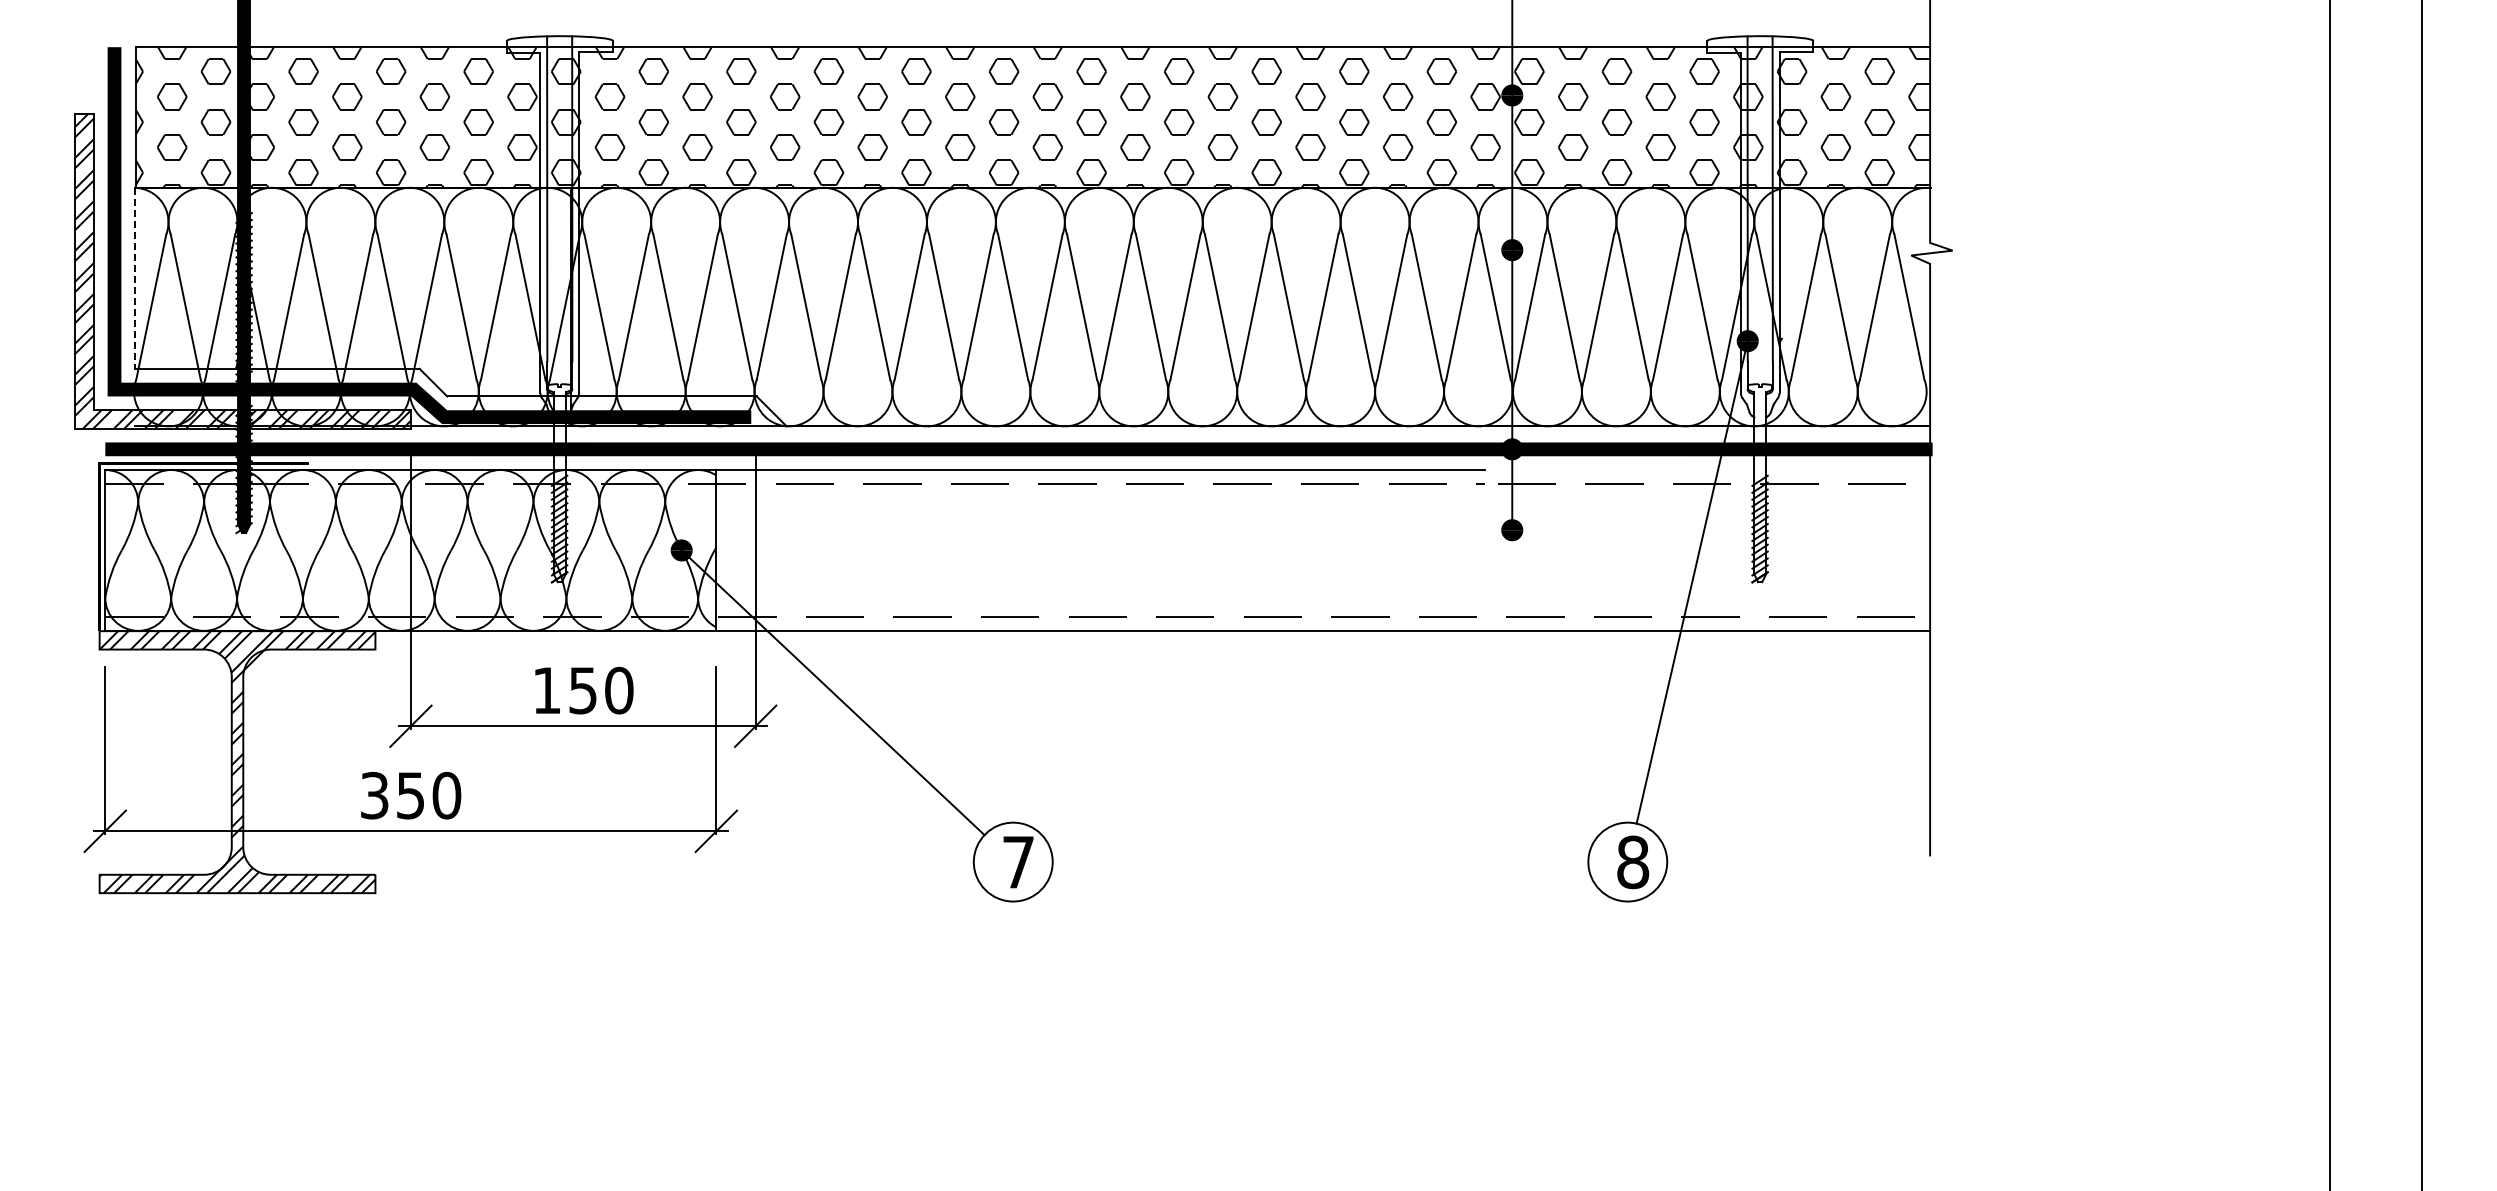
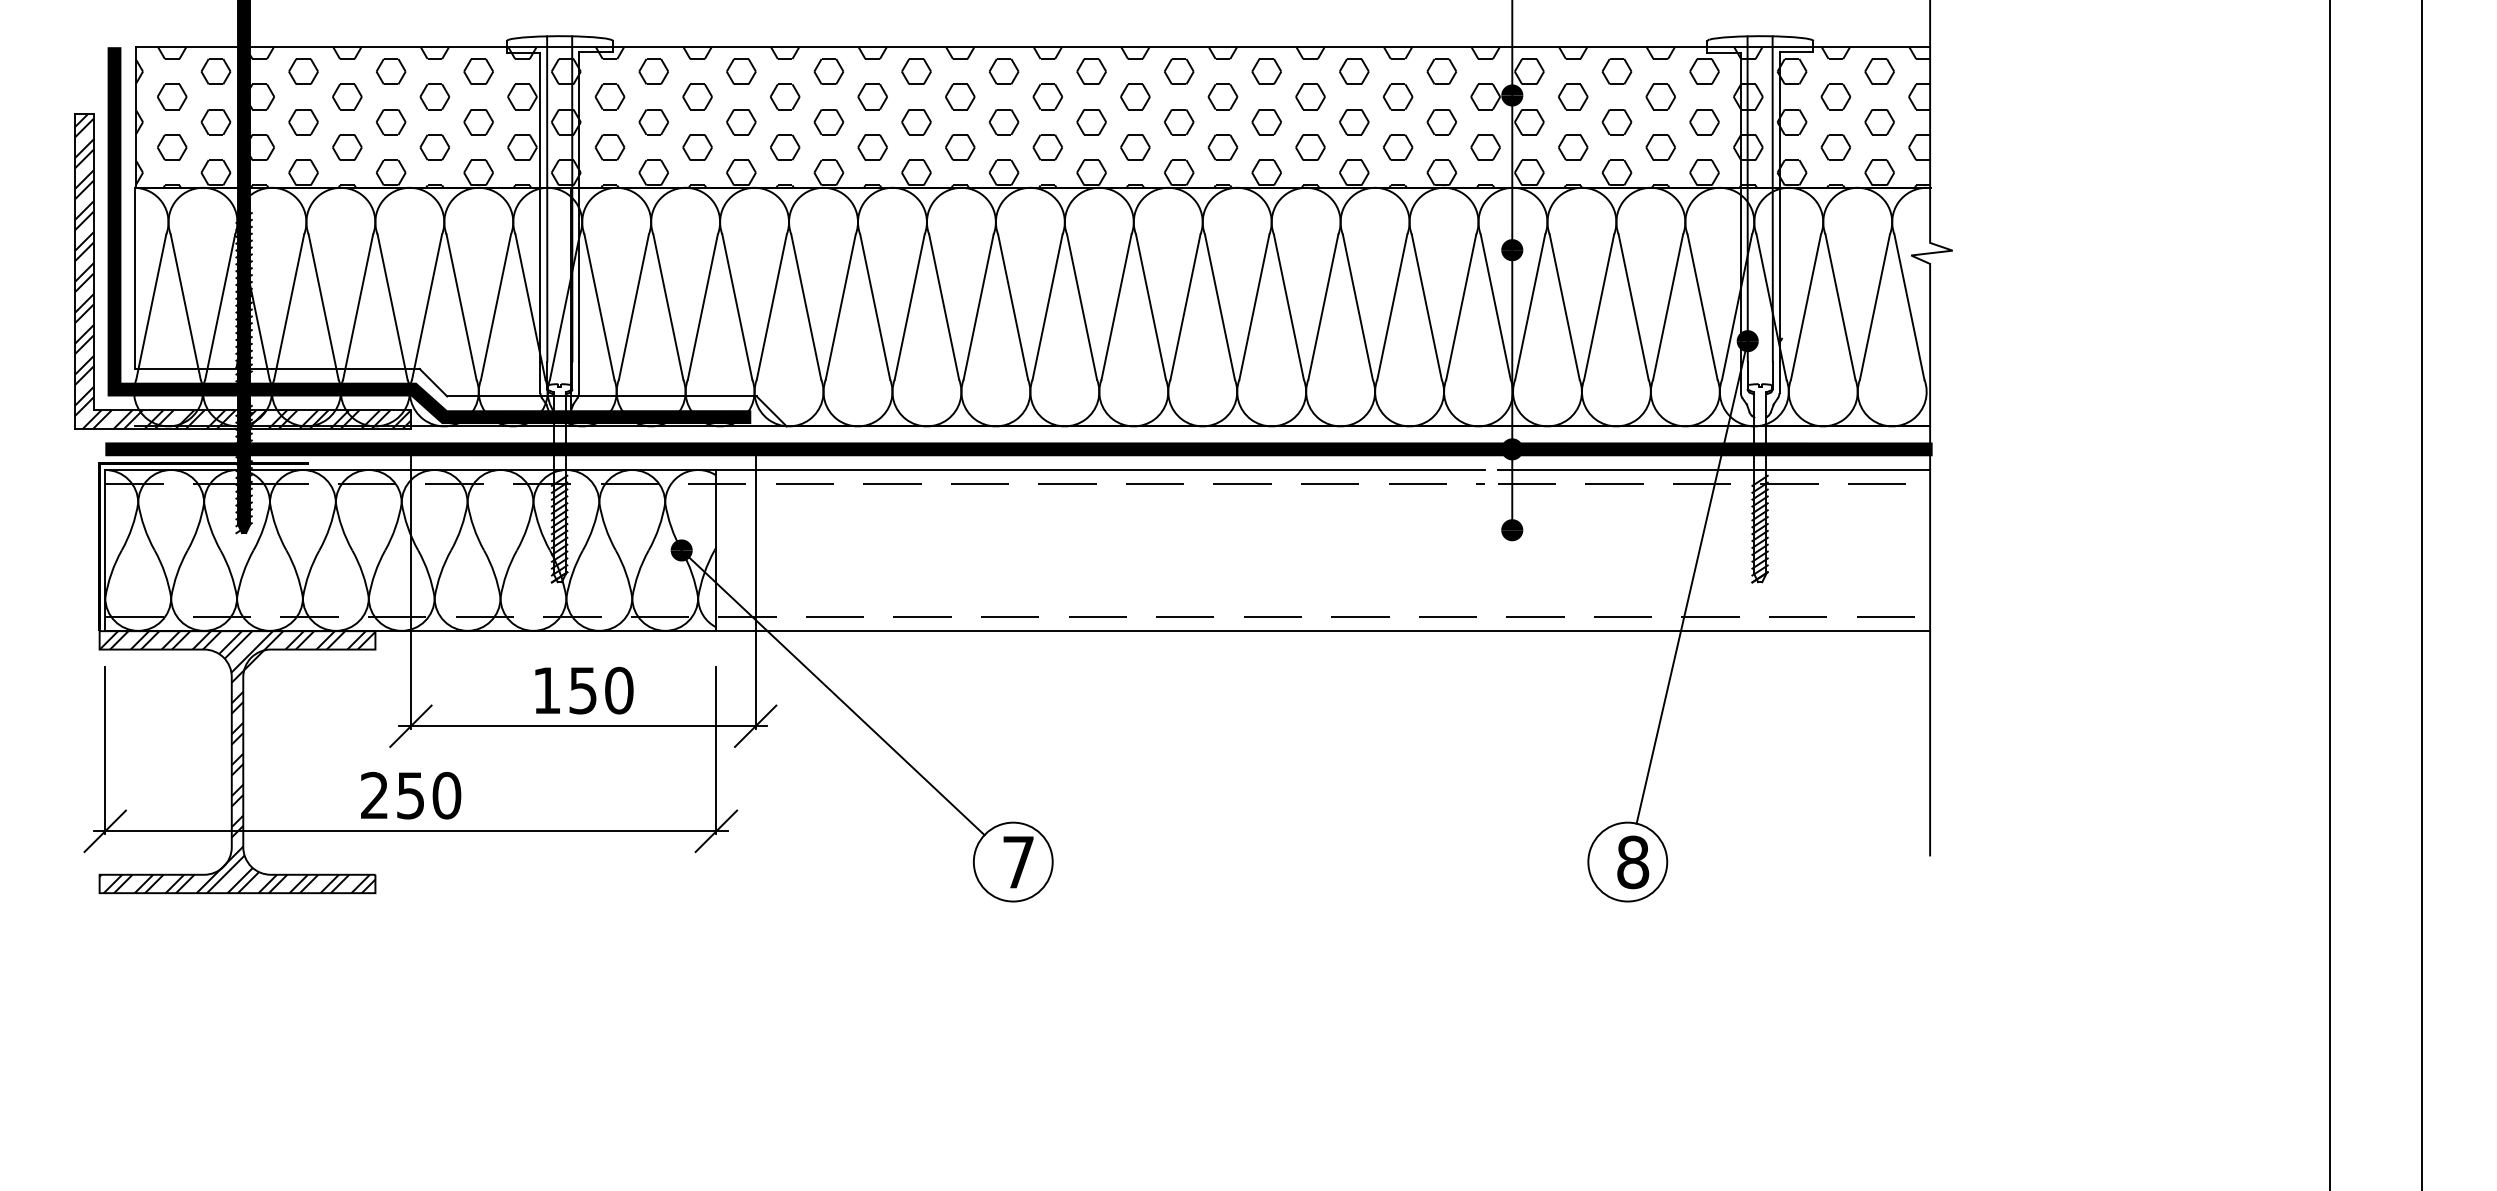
line: dashed -> solid (135, 278)
line: none -> present (1713, 470)
text: 350 -> 250 (374, 795)
